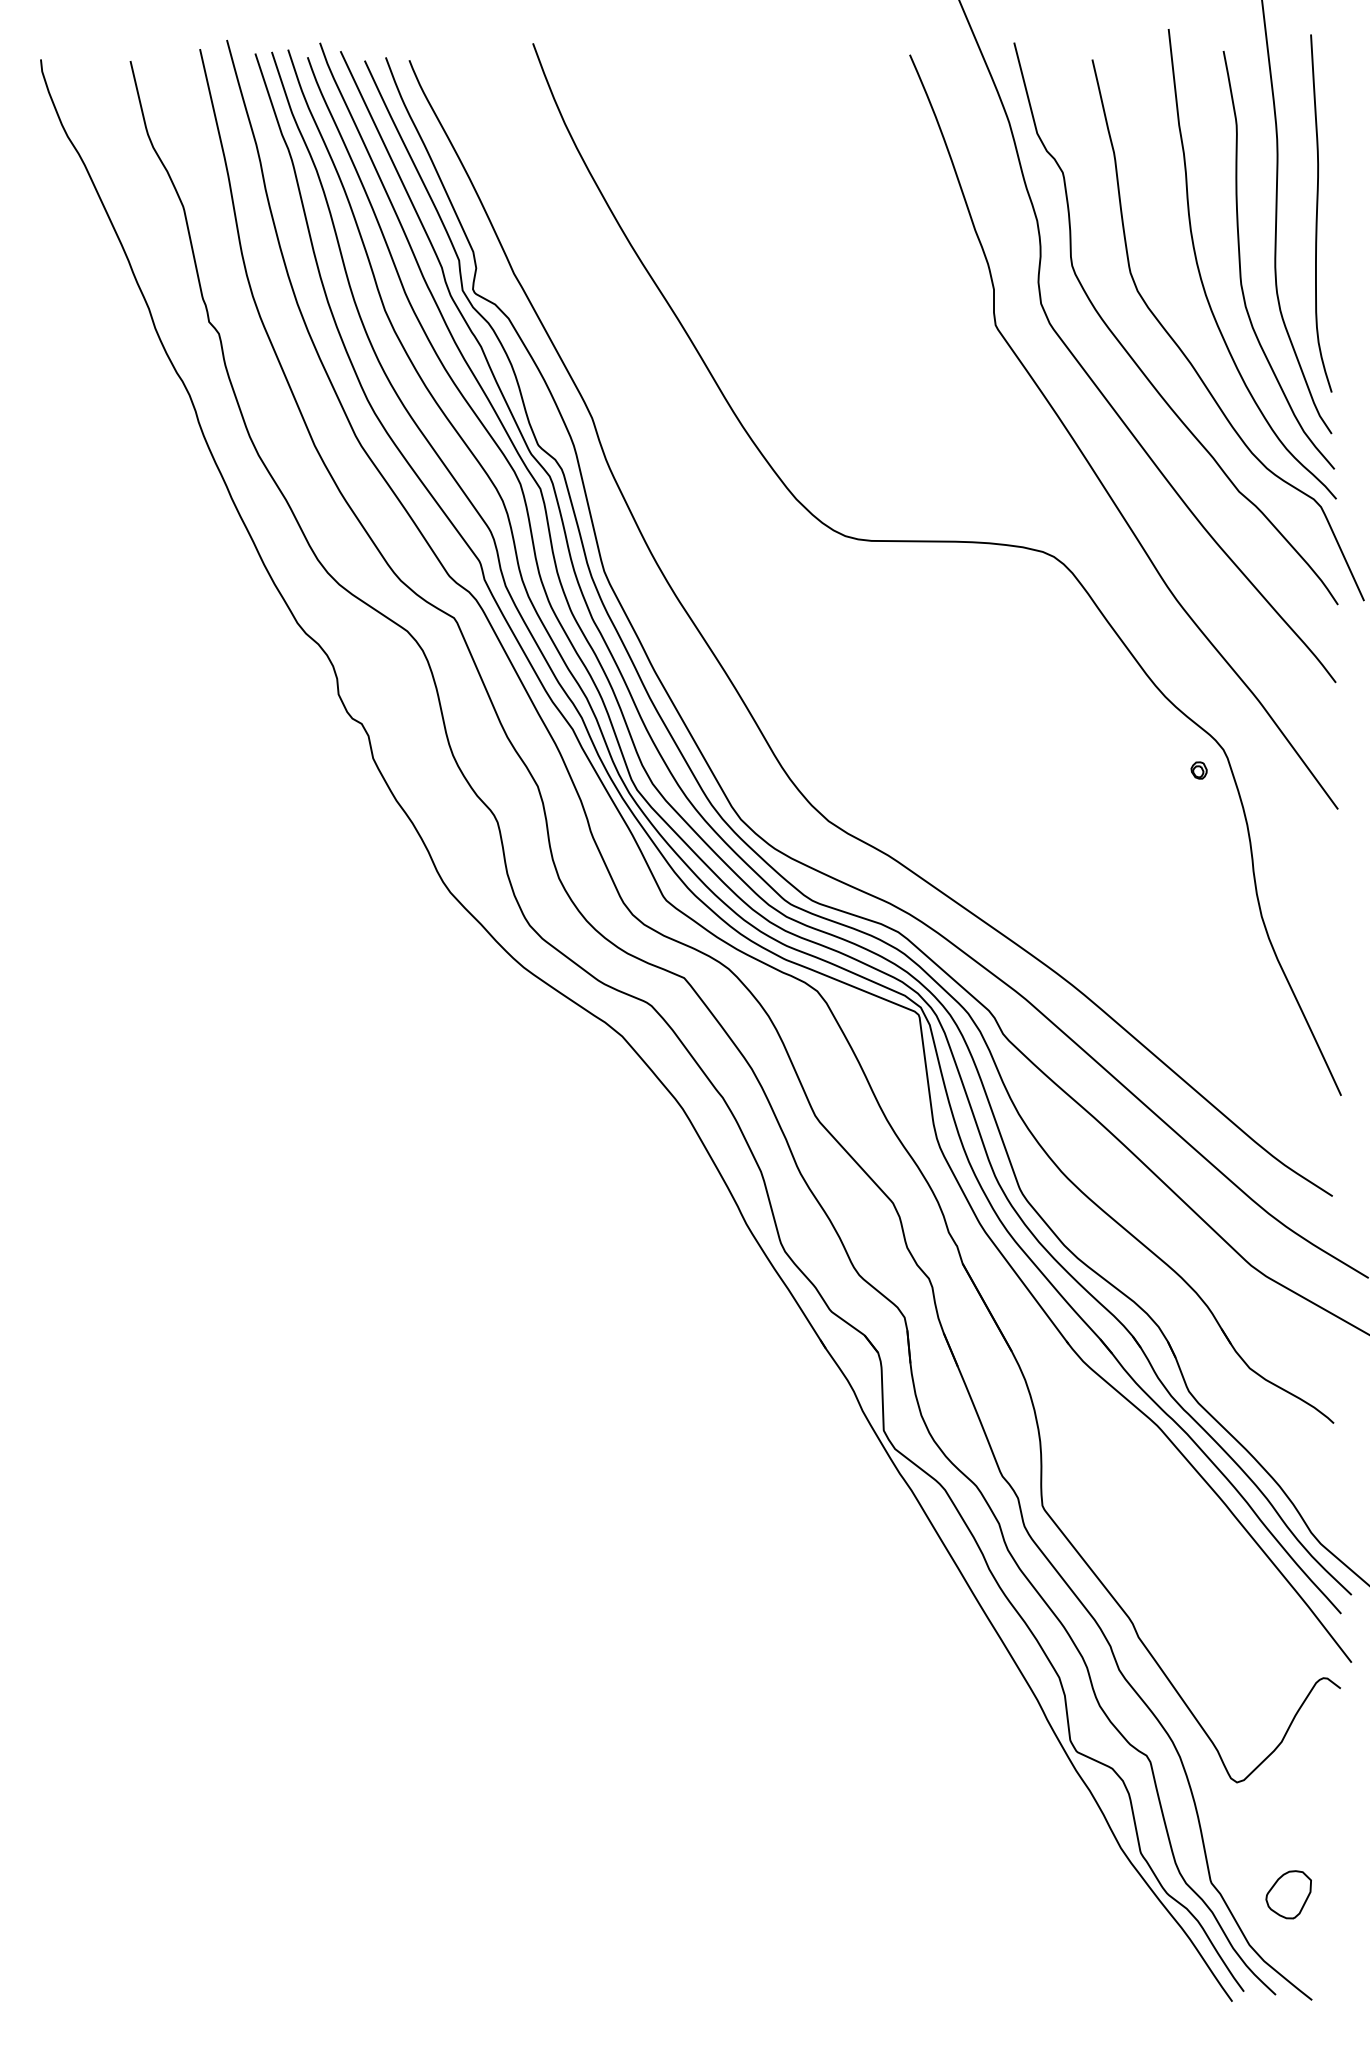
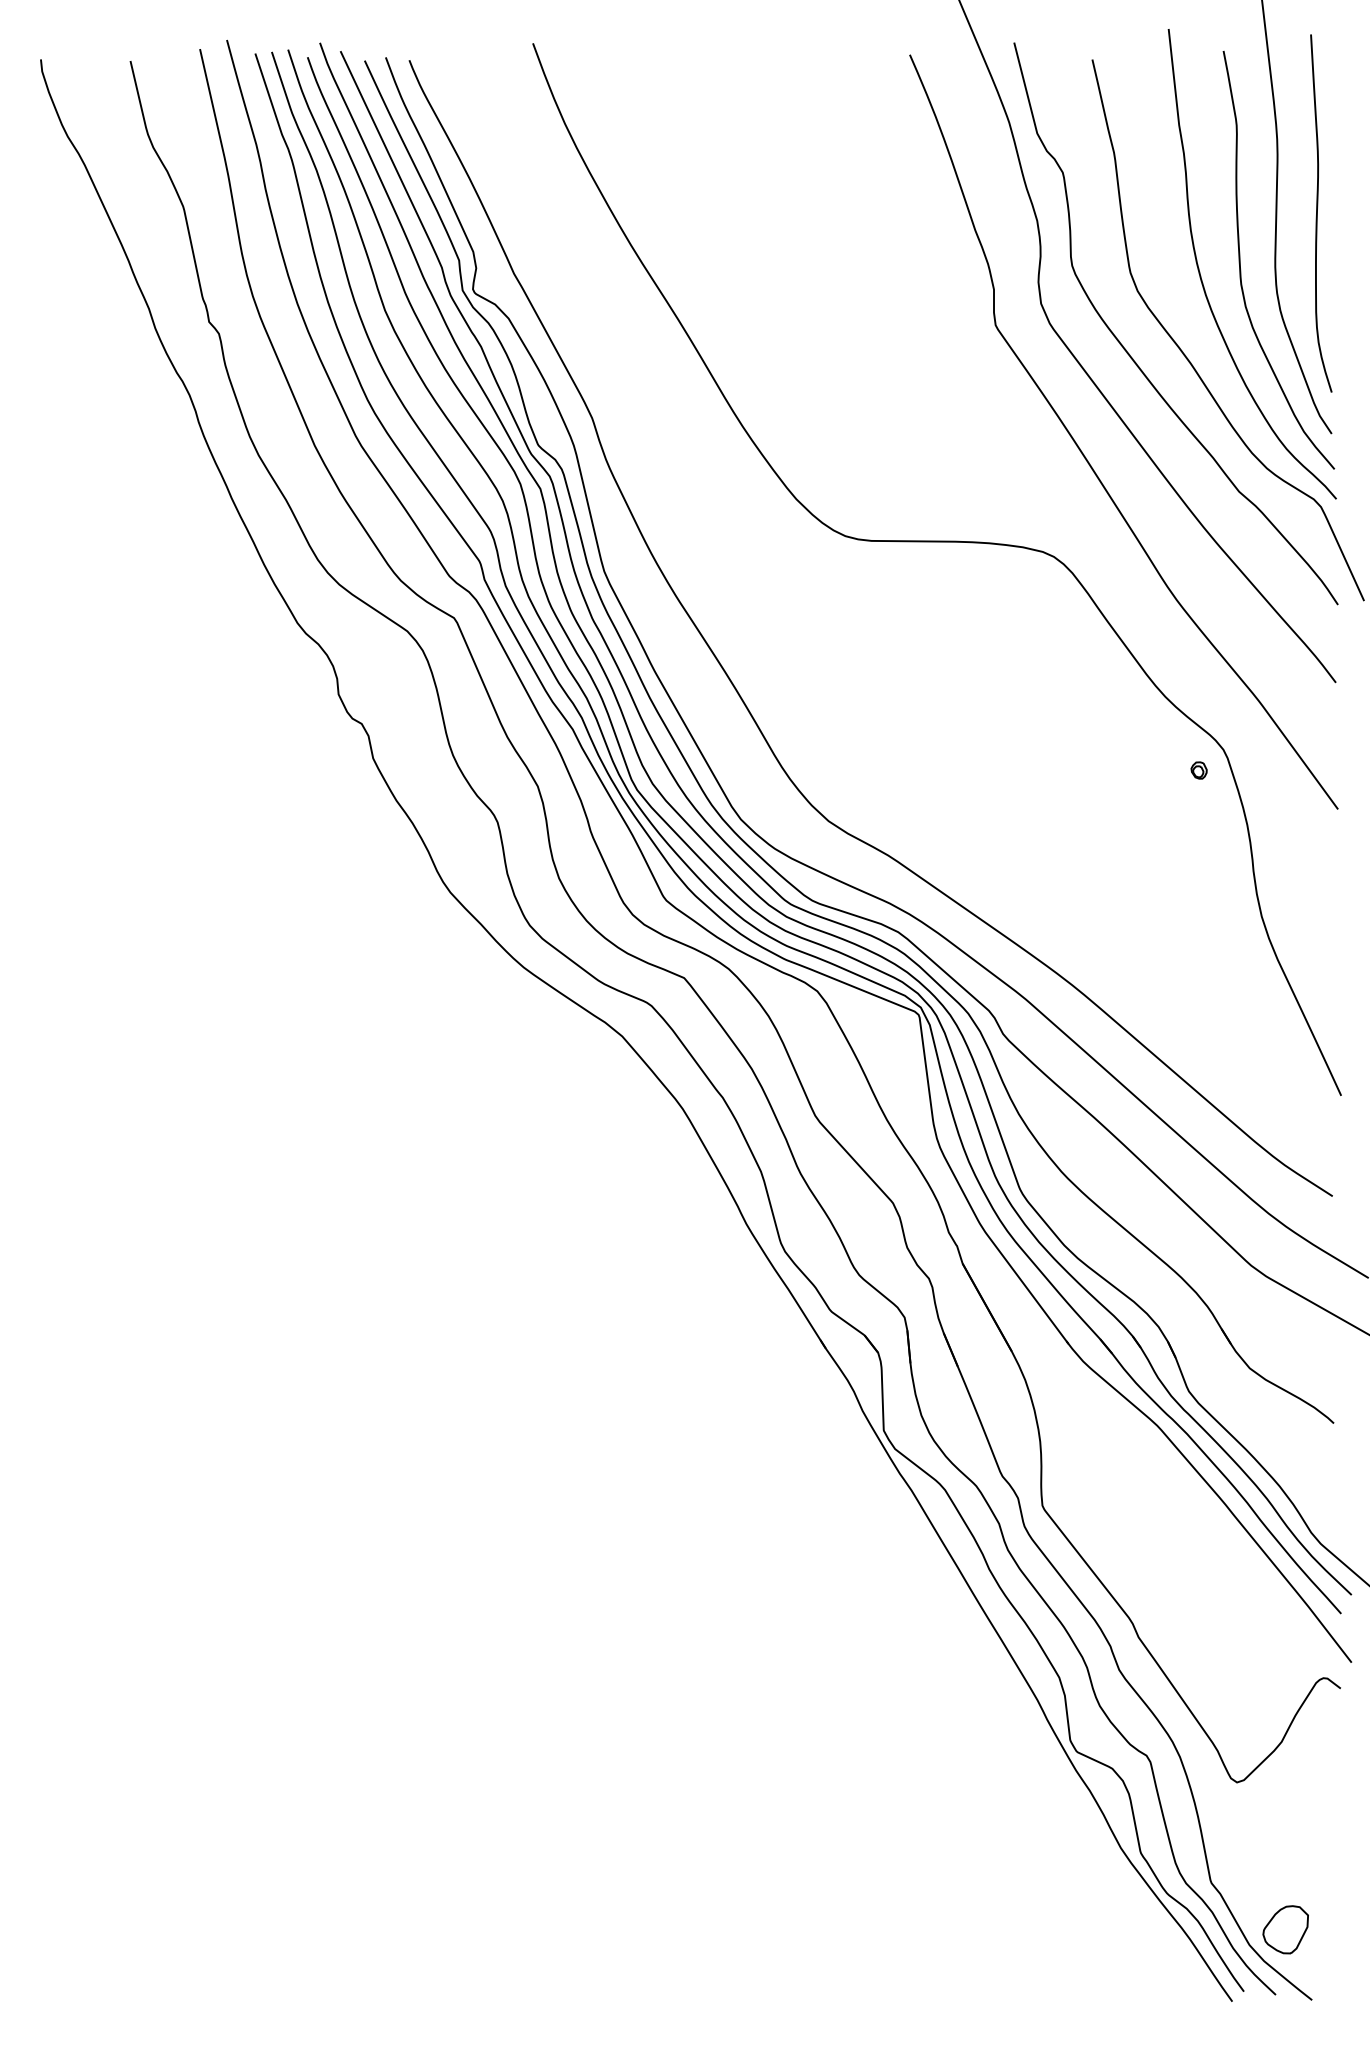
part position: (1288, 1894) -> (1285, 1929) (1285, 1929)
